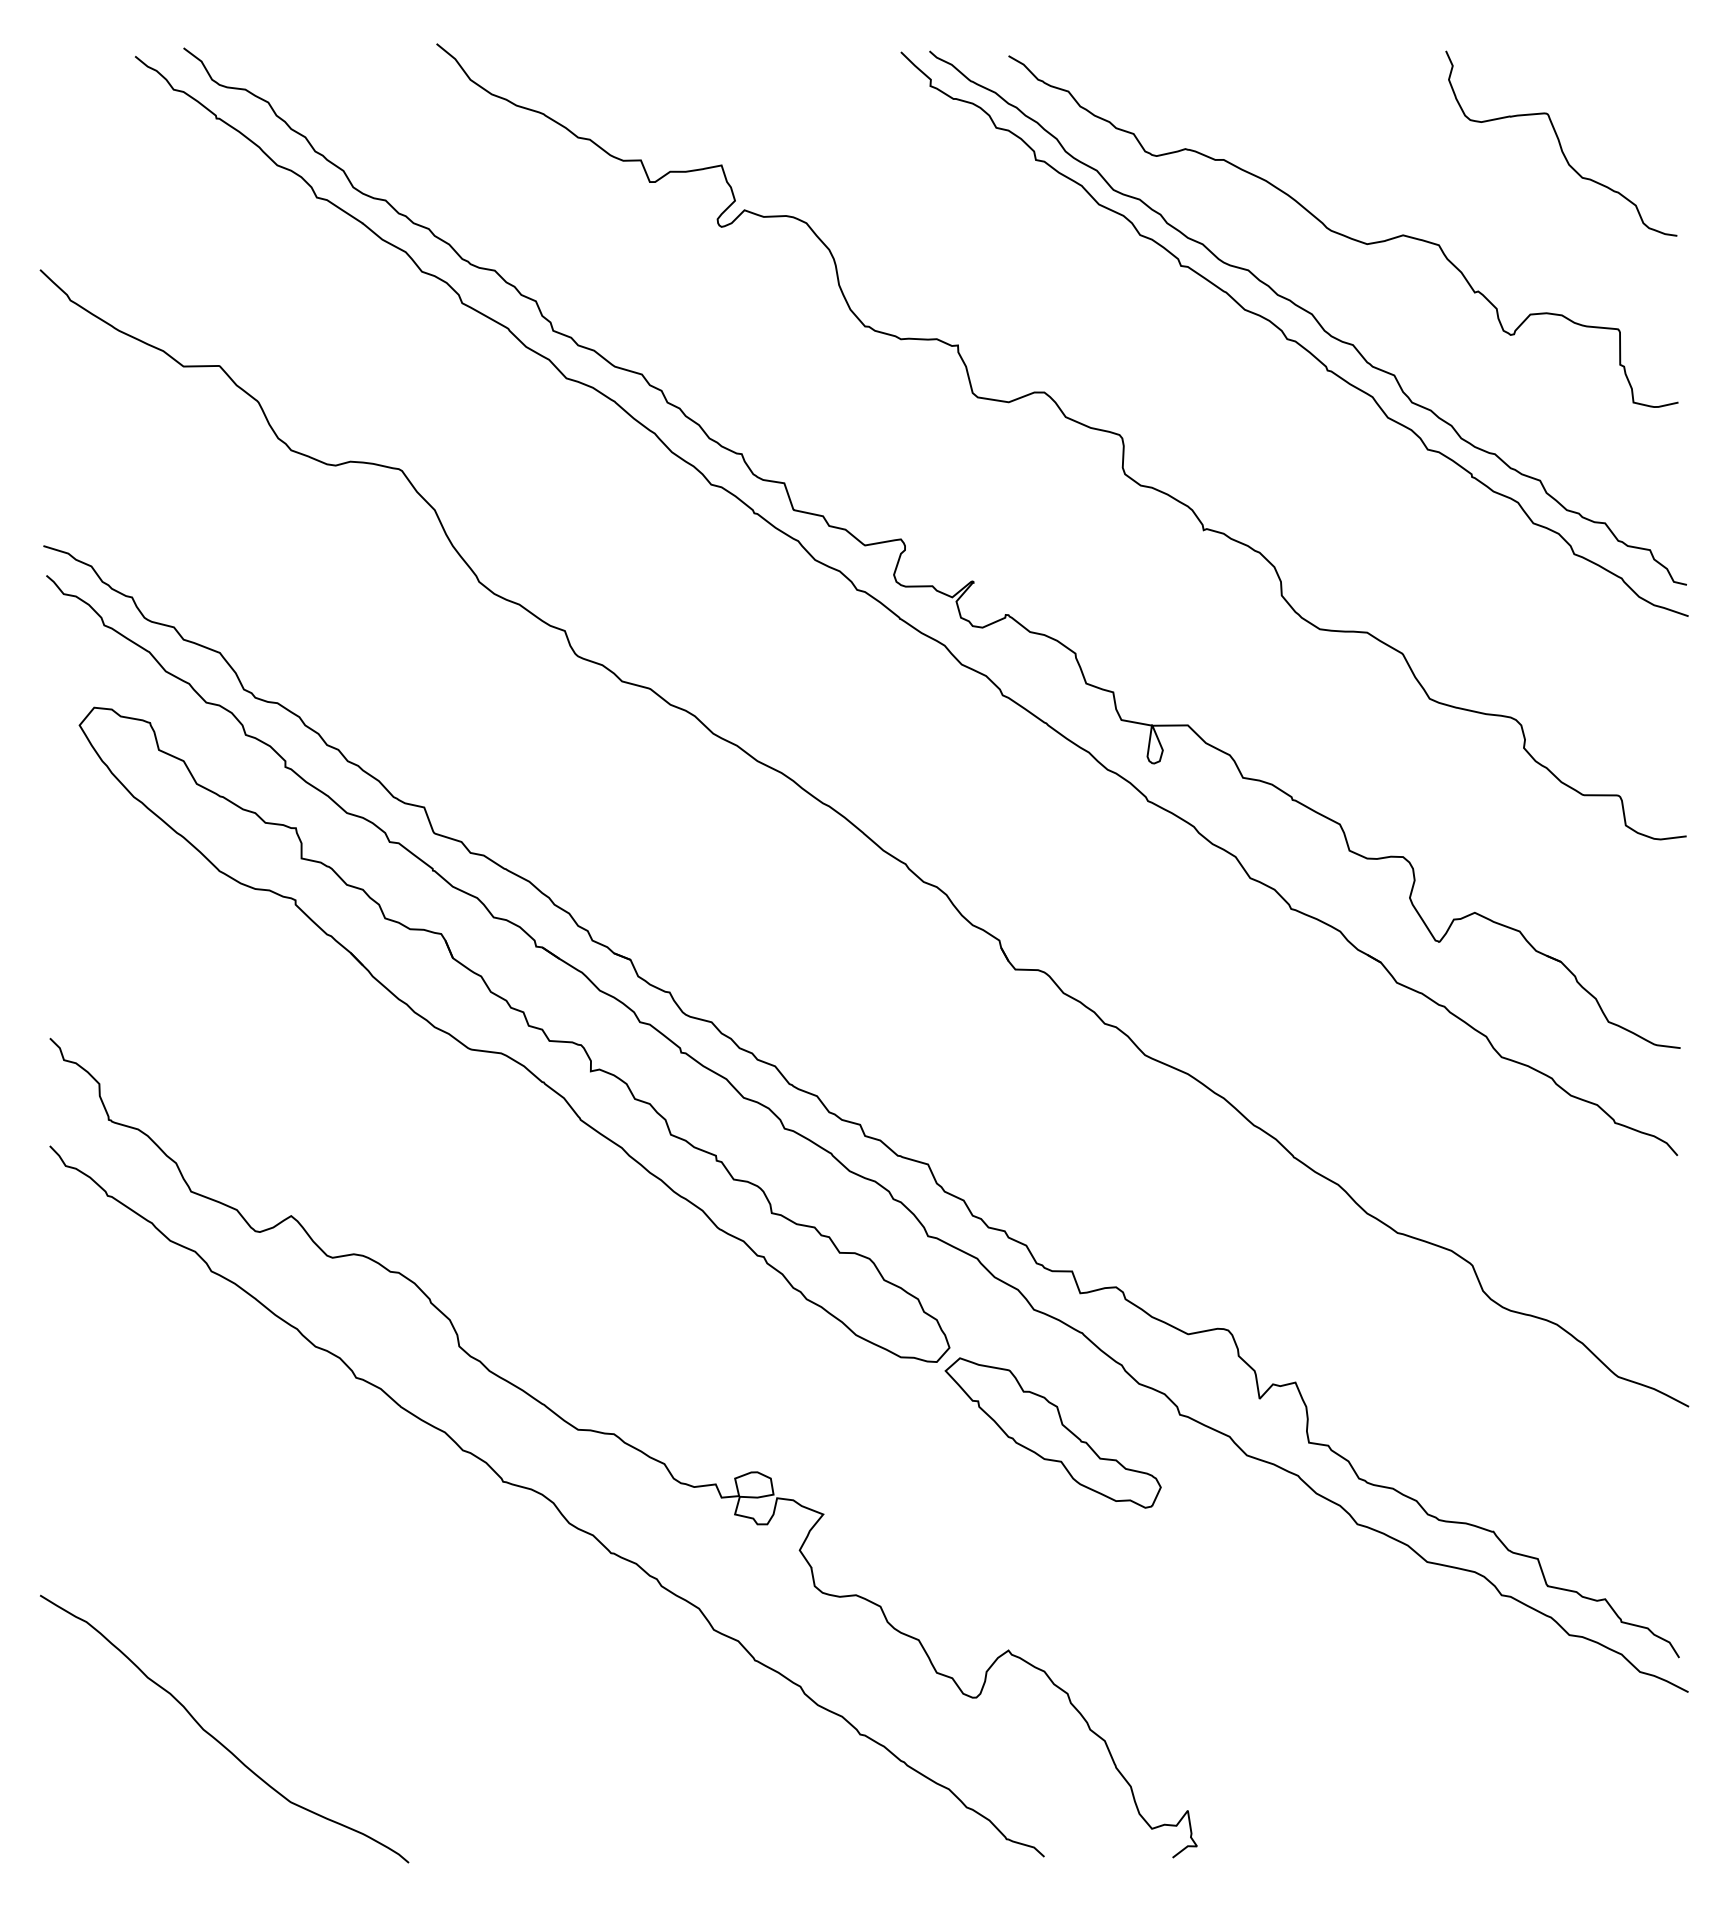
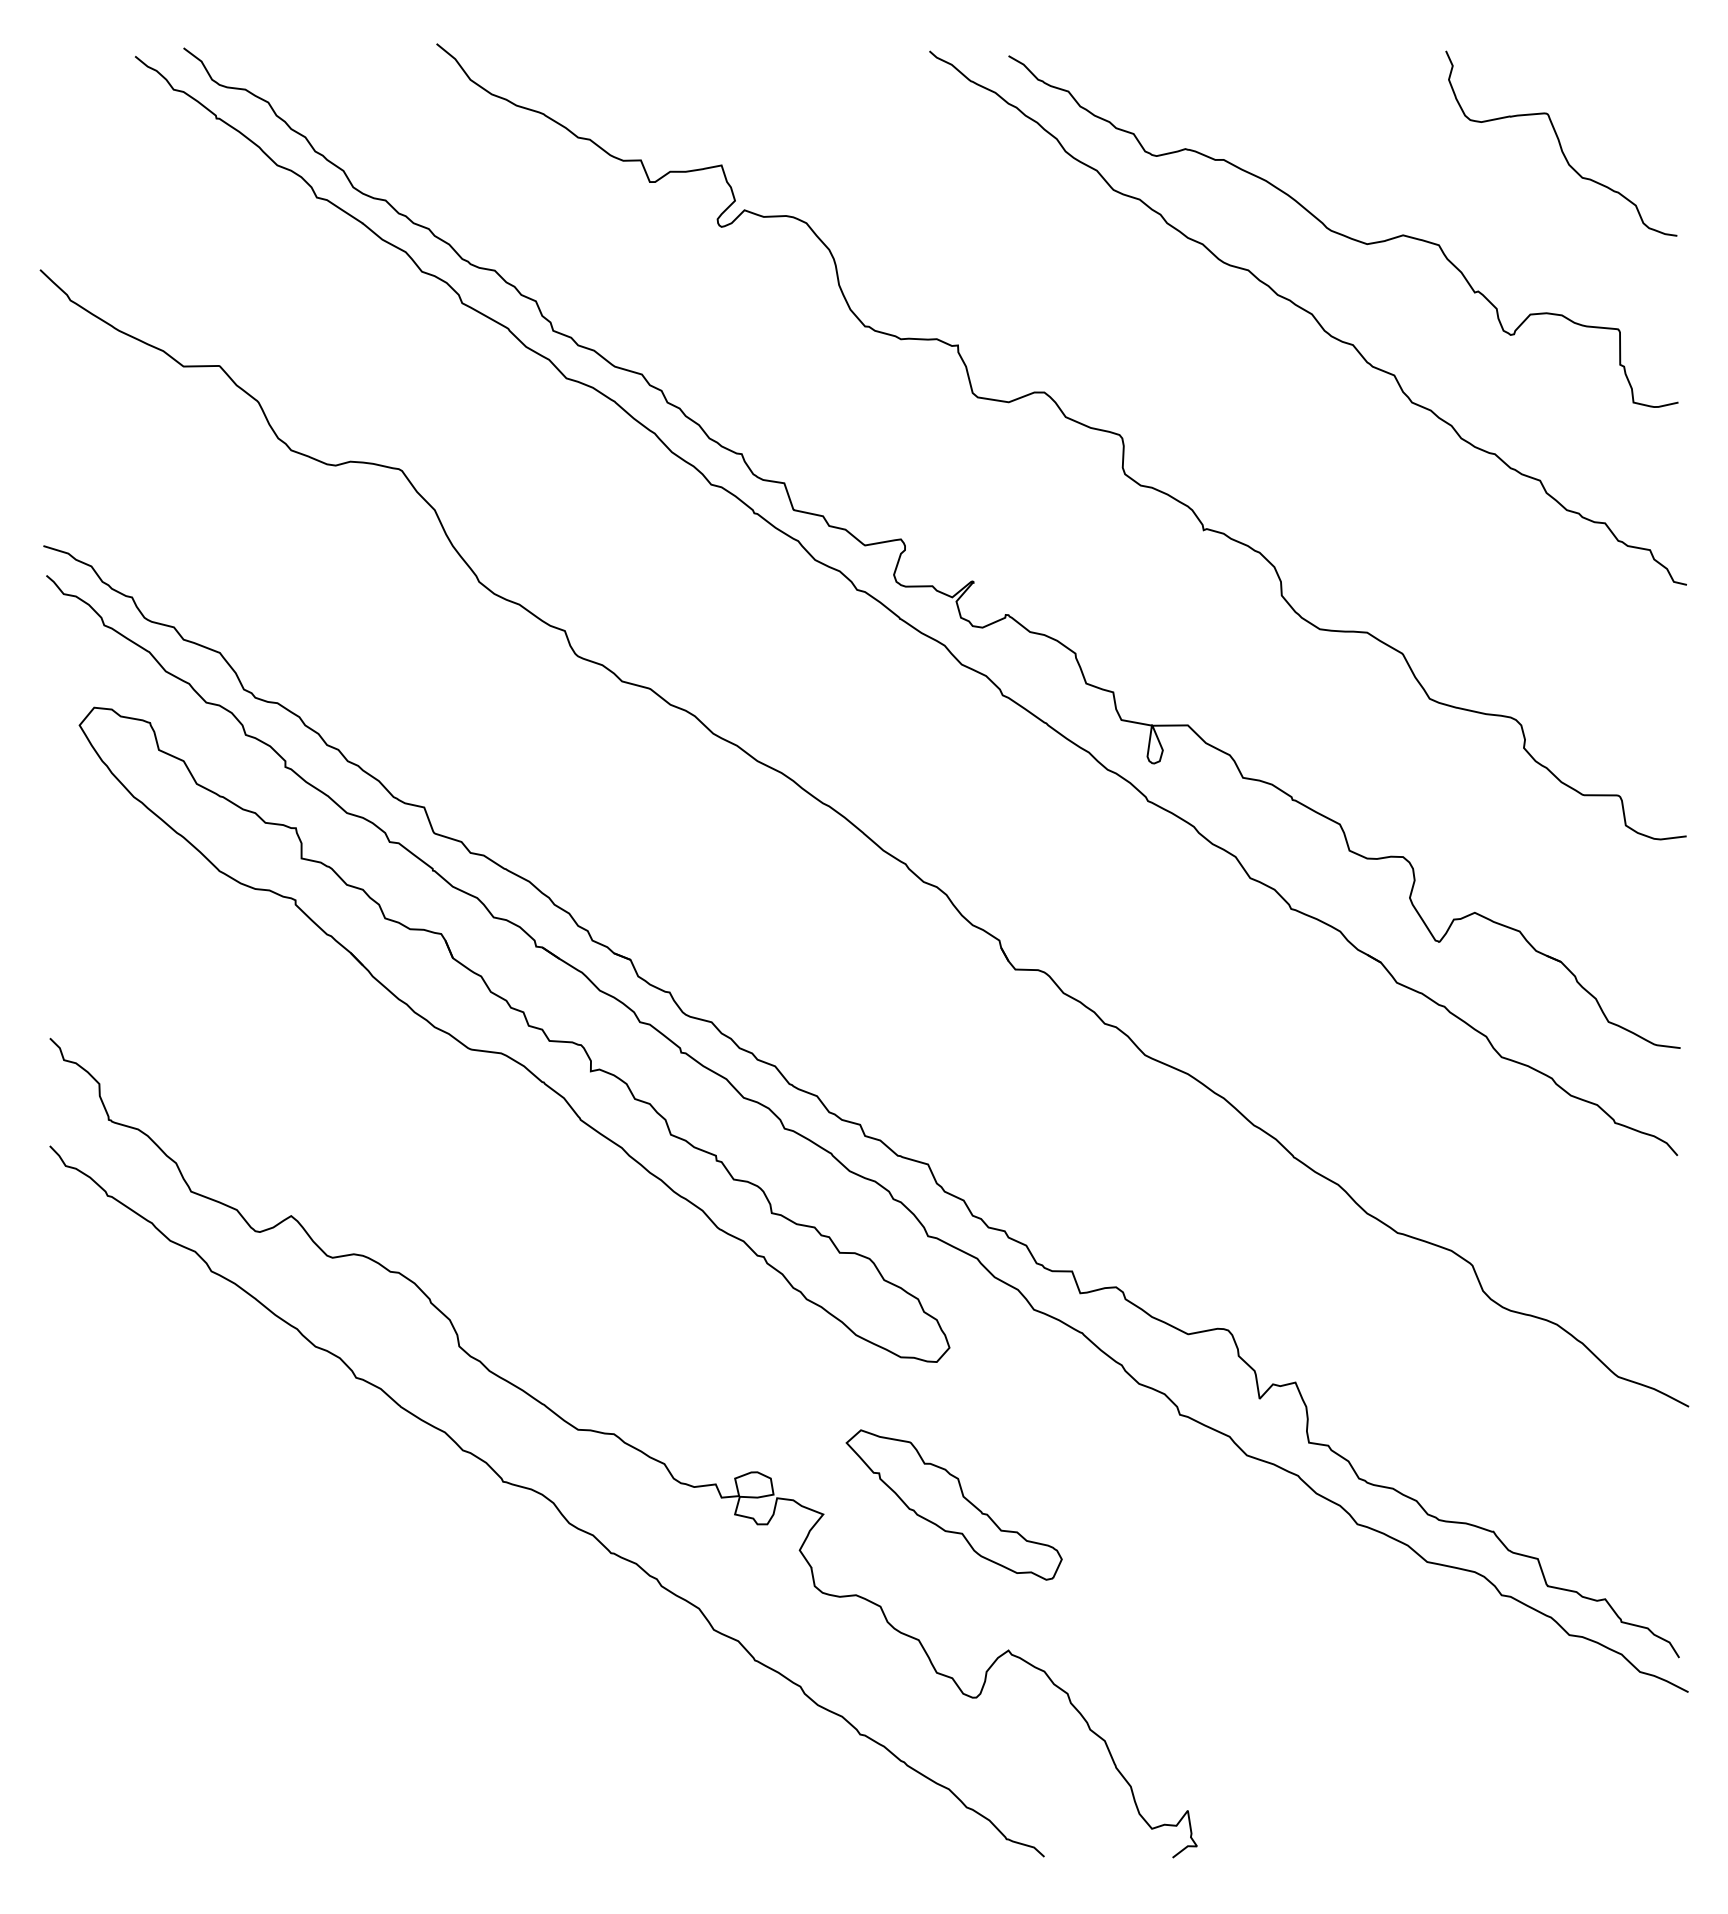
curve: present -> none (1292, 339)
part position: (1052, 1432) -> (953, 1504) (953, 1504)
curve: present -> none (215, 1737)
